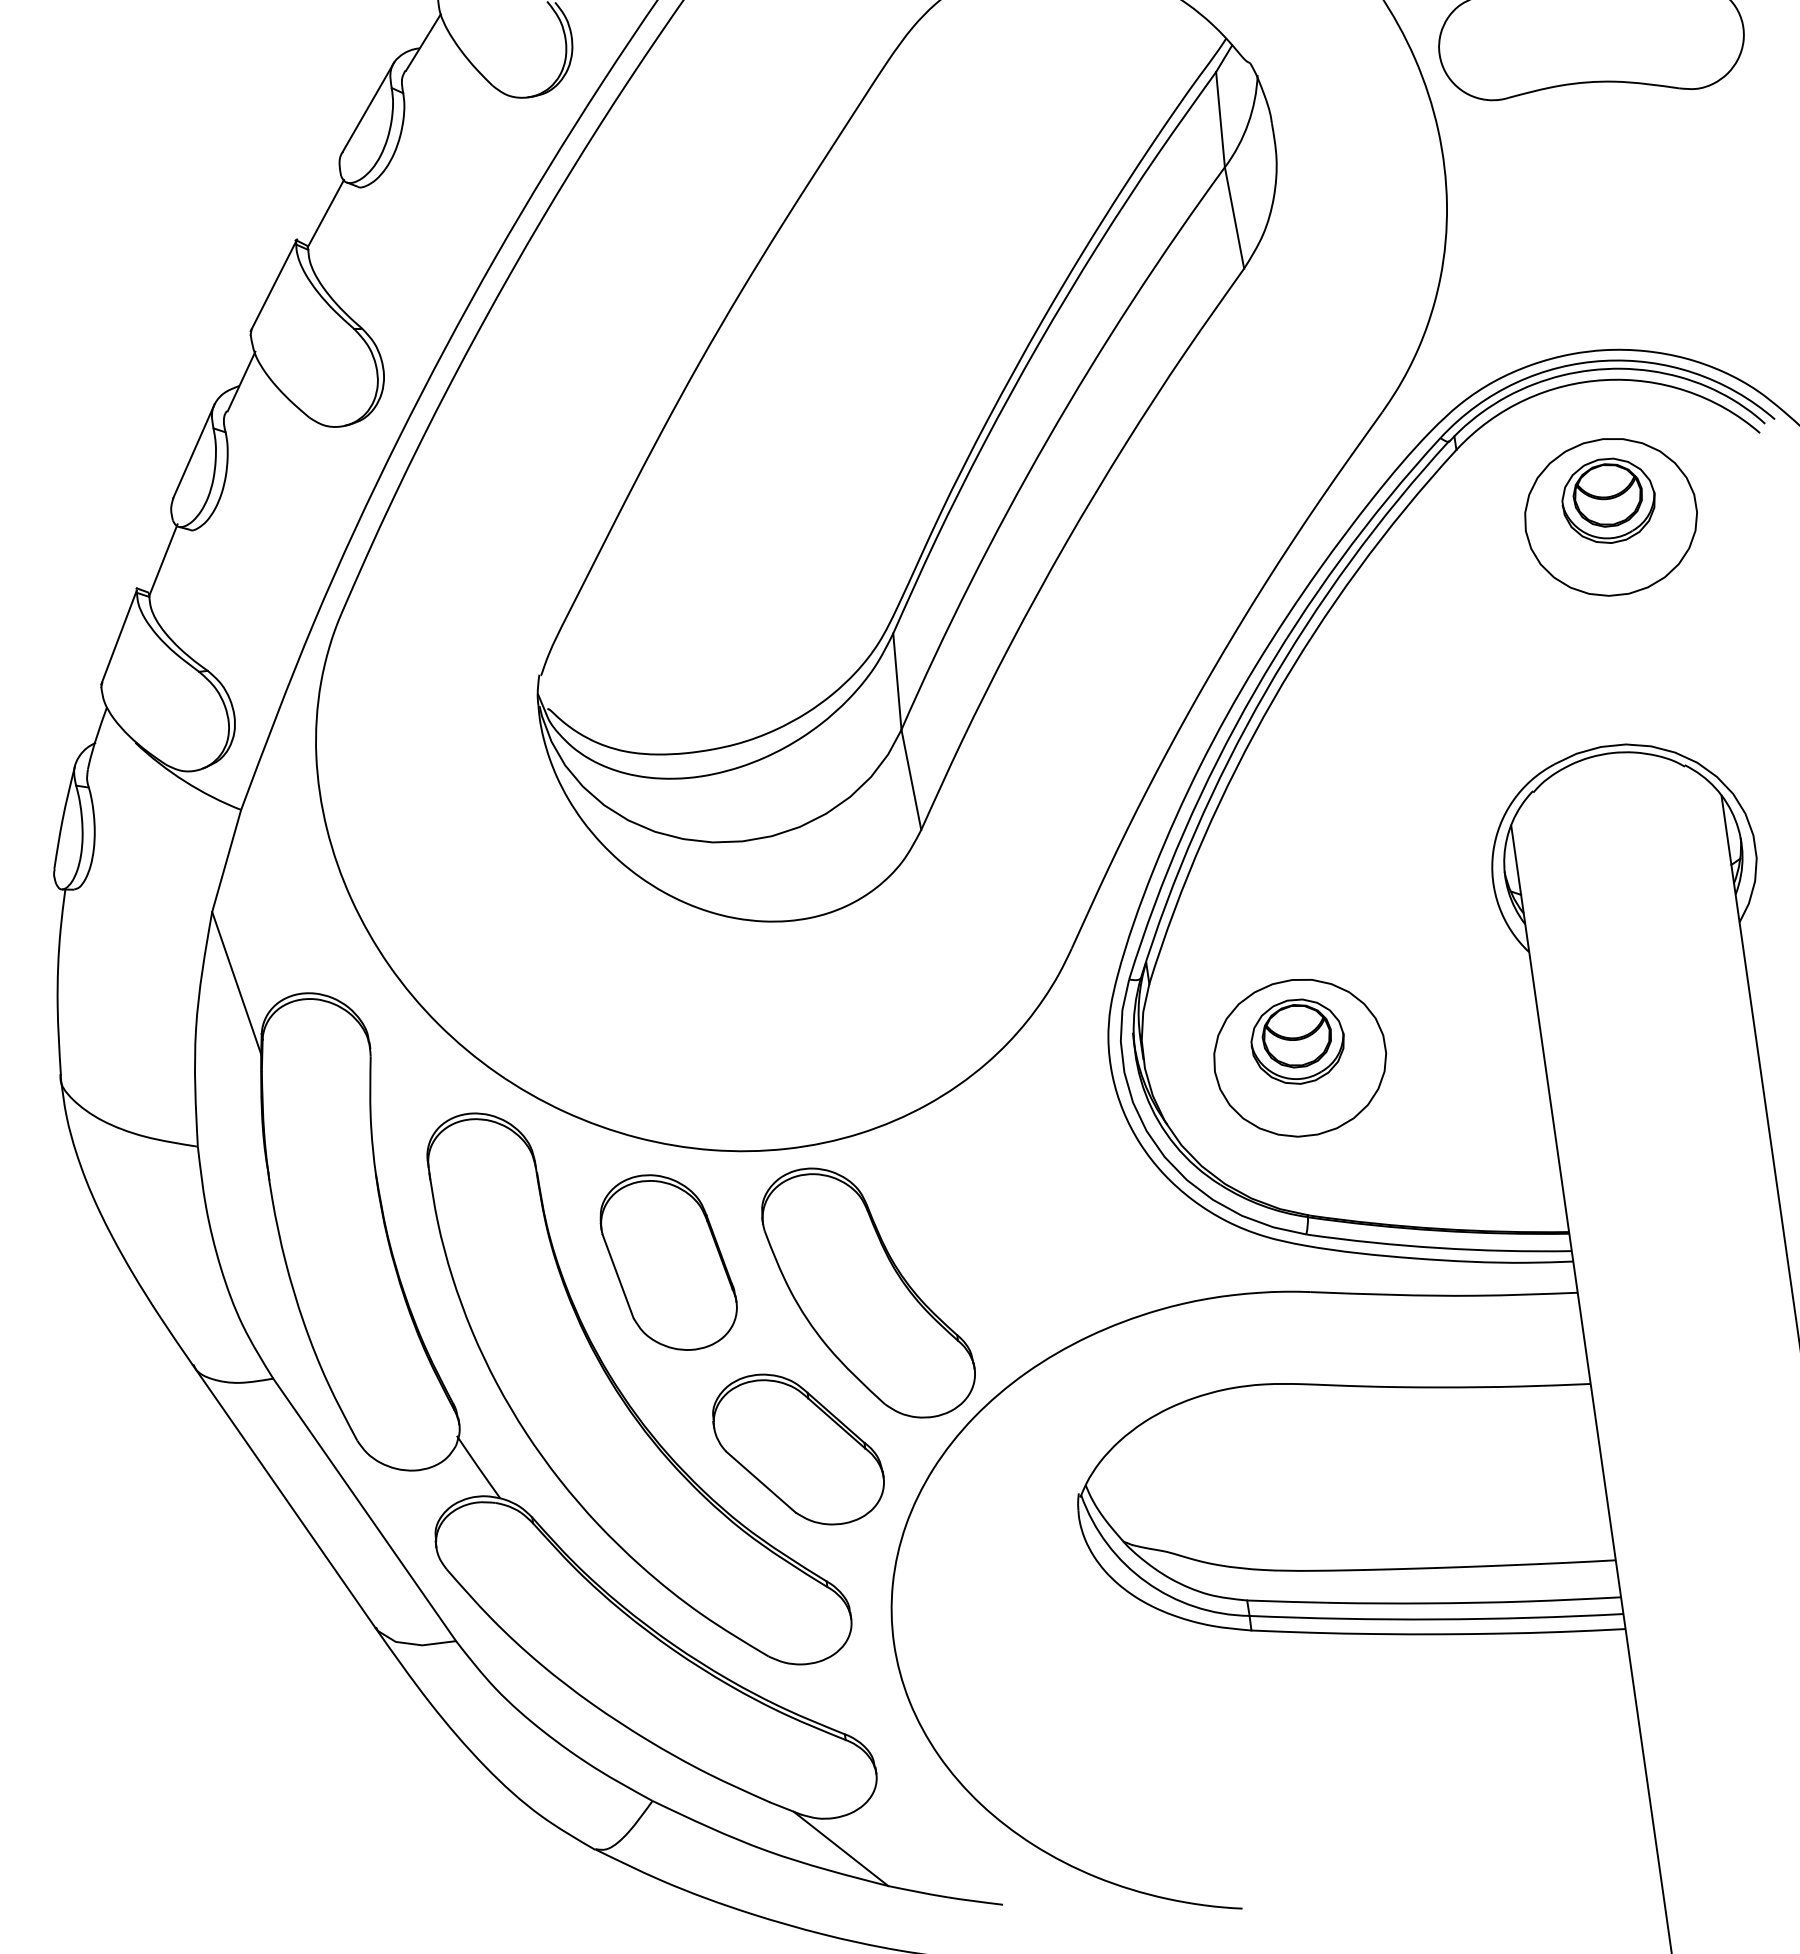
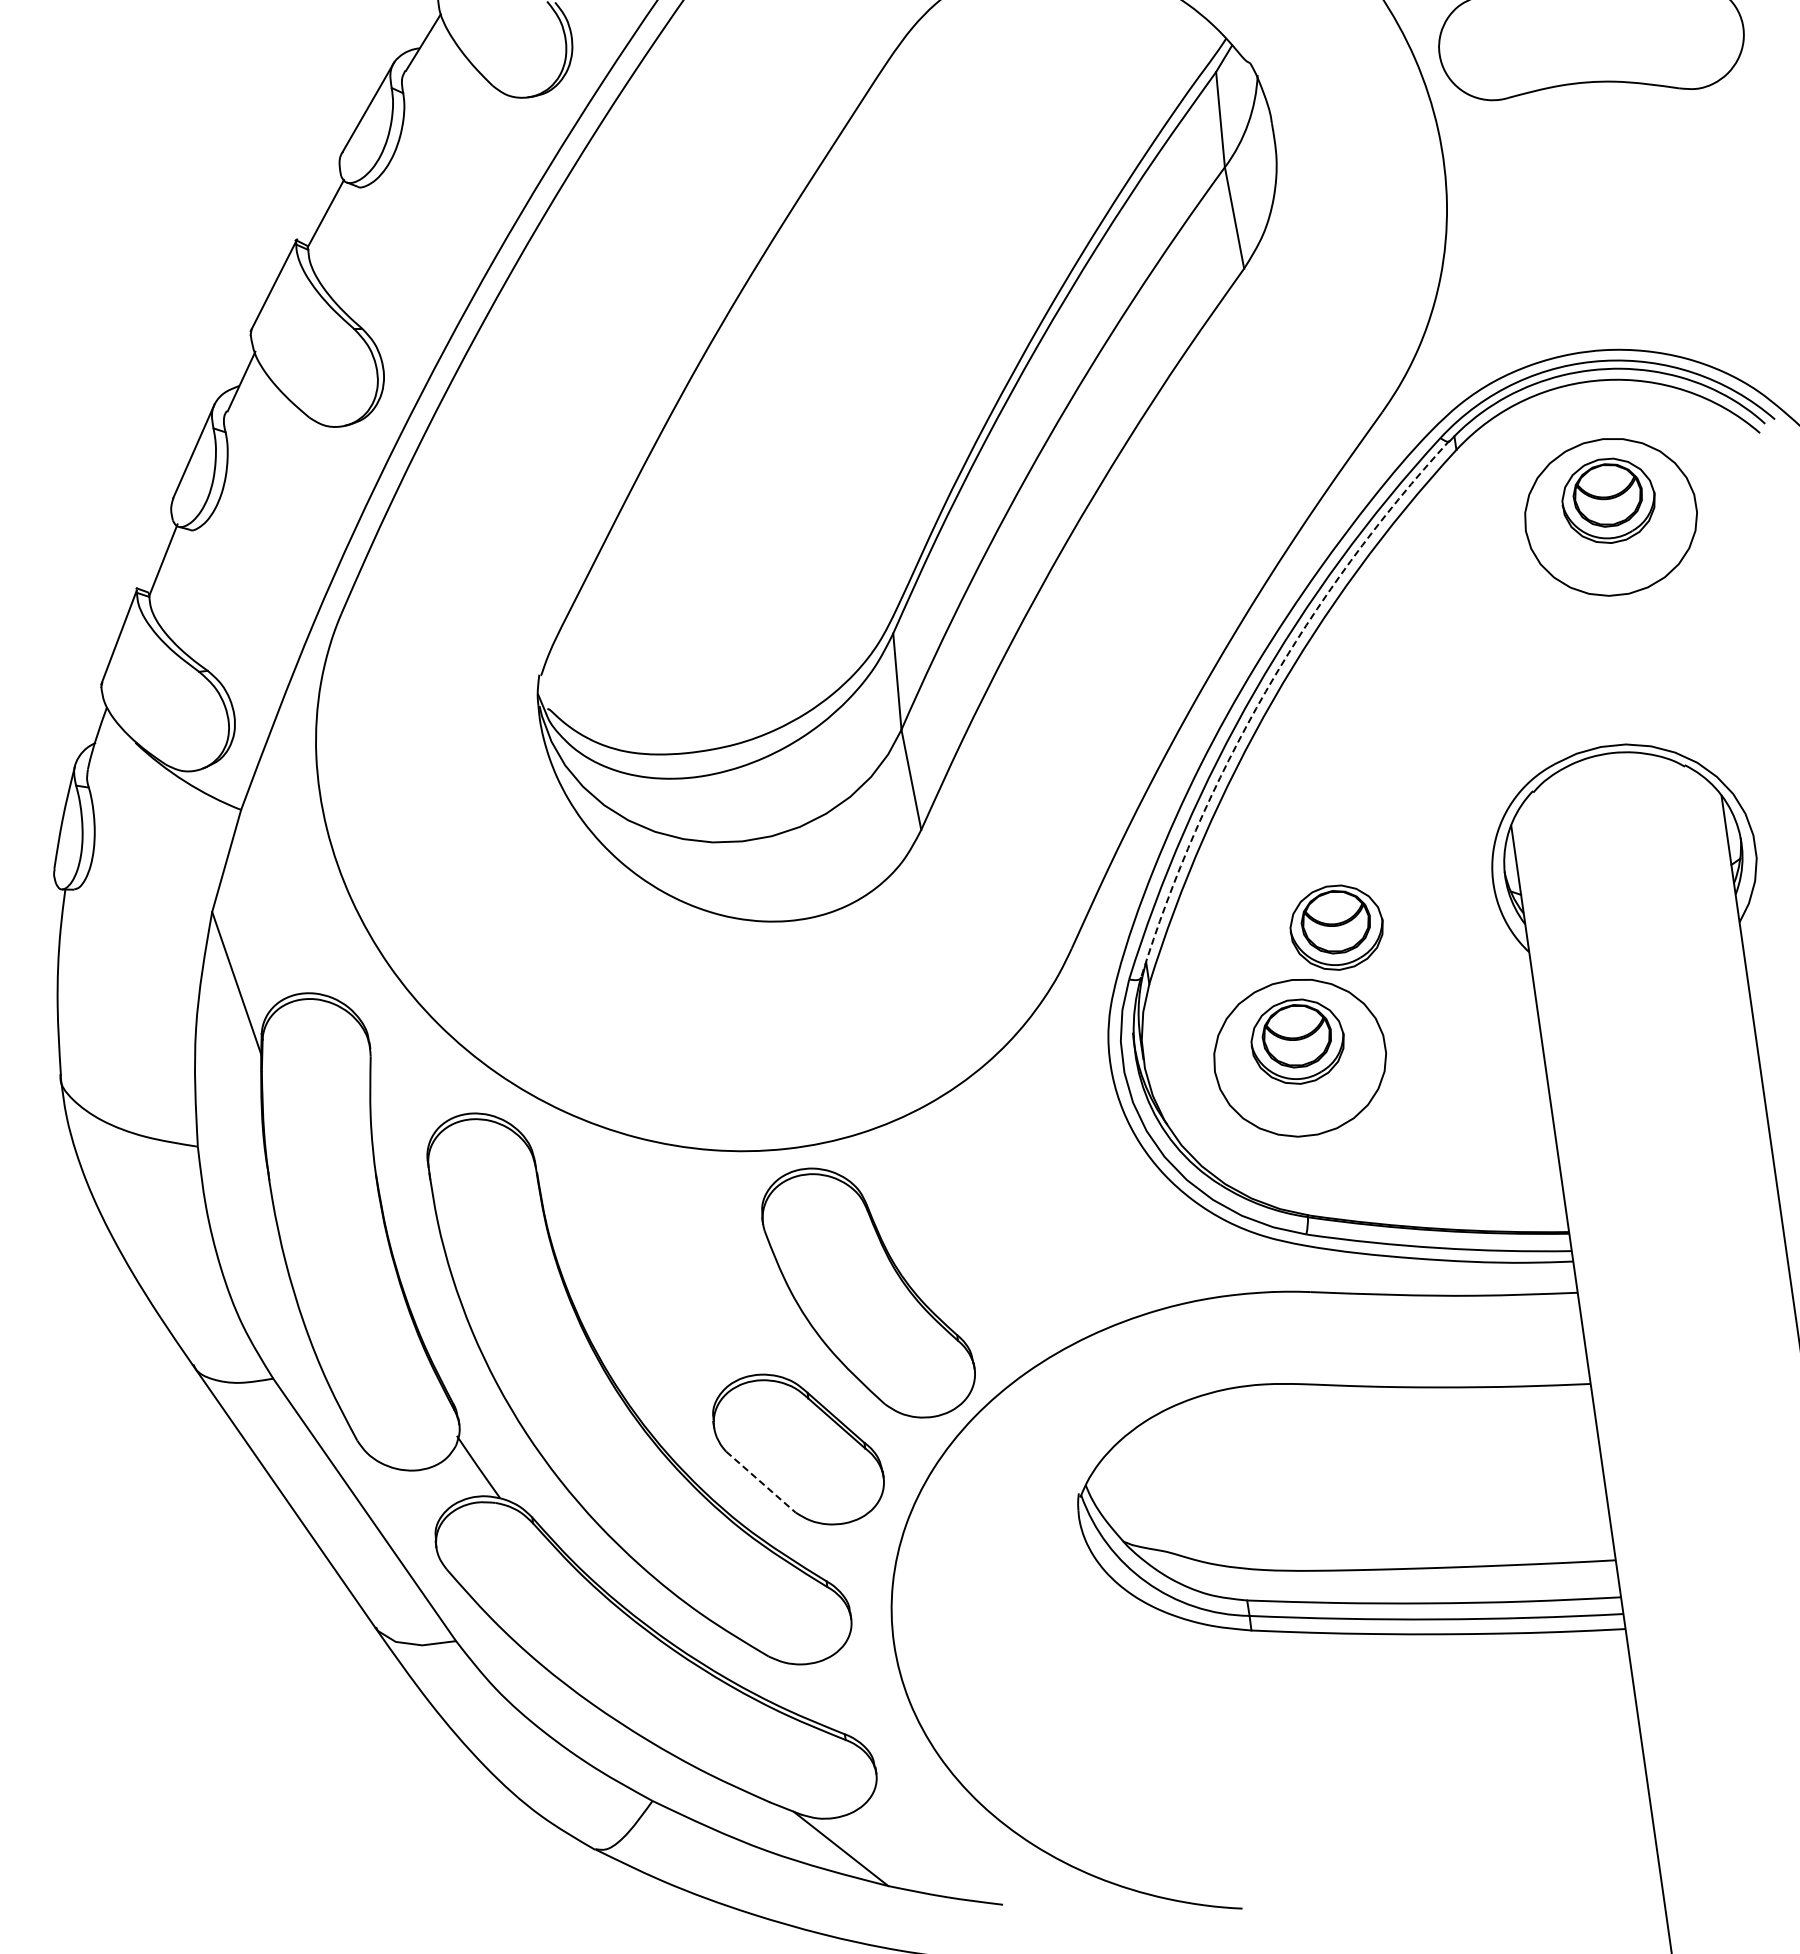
arc: solid -> dashed (1265, 691)
part: none -> present (1336, 927)
part: present -> none (668, 1262)
line: solid -> dashed (761, 1482)
